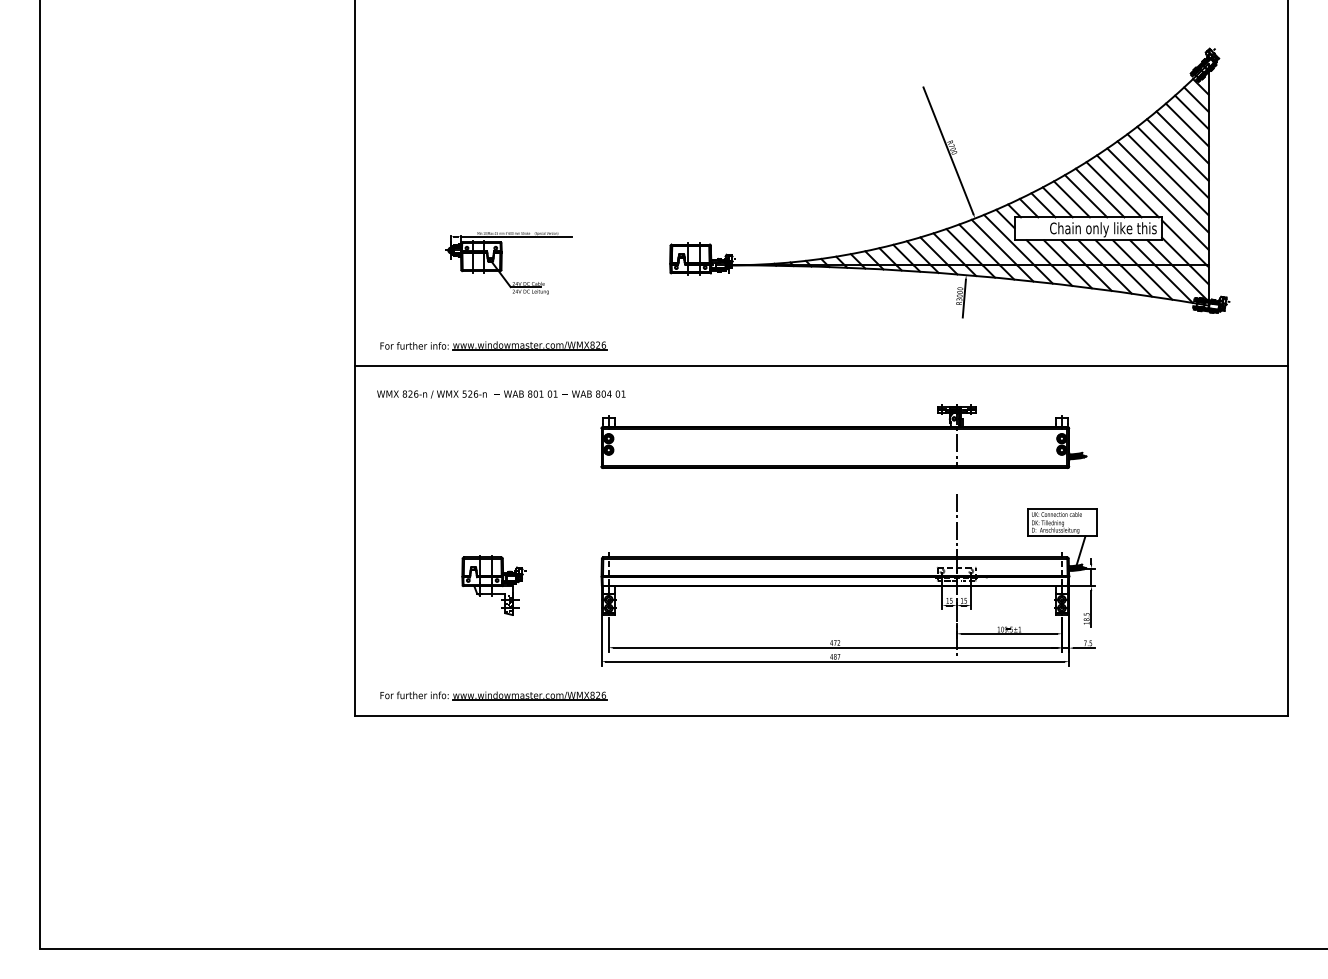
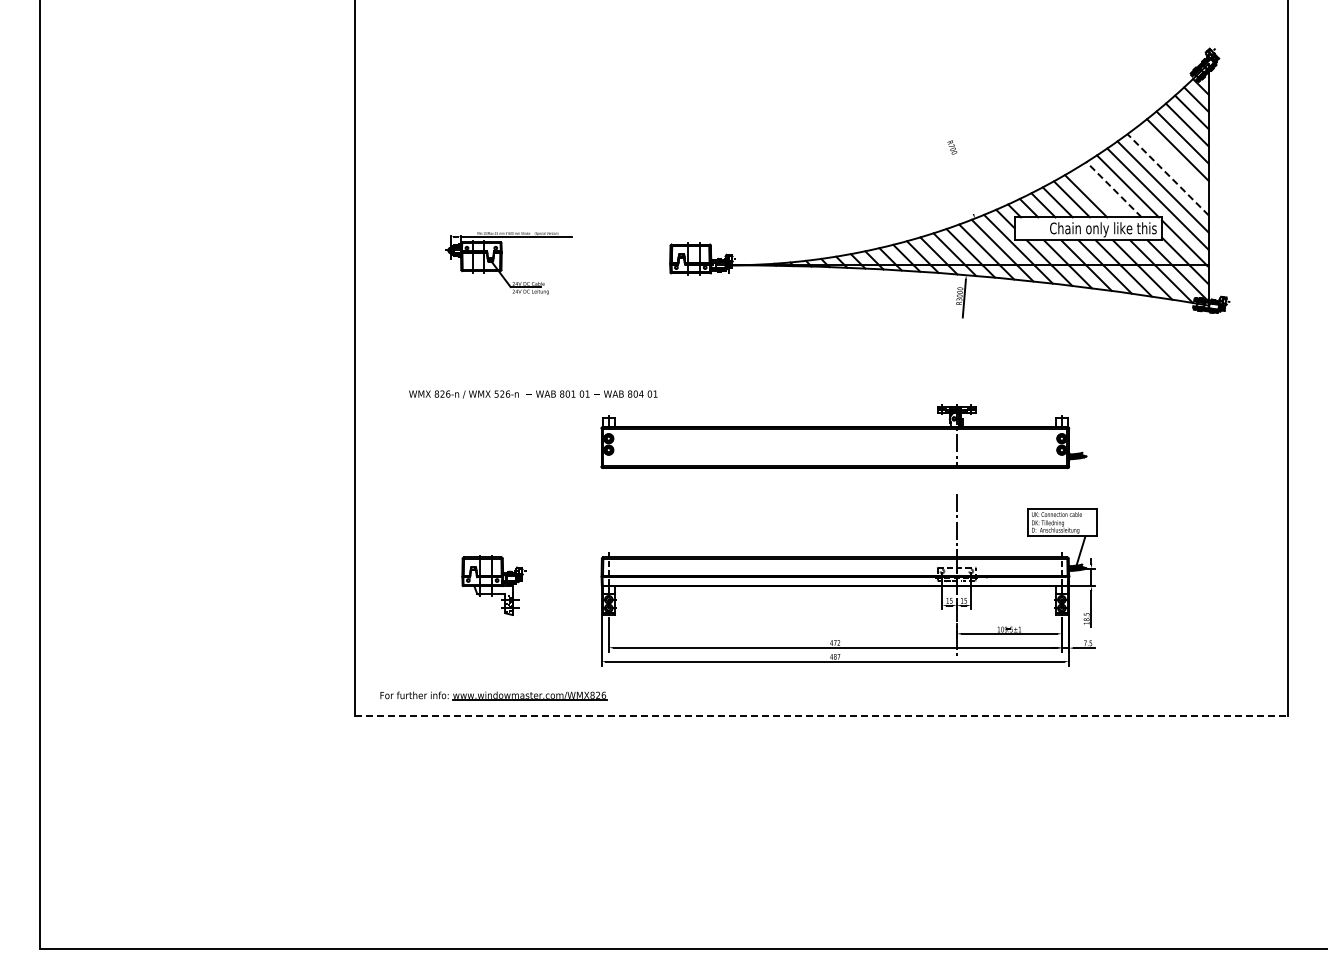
line: present -> none (948, 150)
line: present -> none (1172, 162)
line: solid -> dashed (1167, 174)
line: solid -> dashed (1113, 189)
line: present -> none (1099, 192)
part: present -> none (493, 345)
line: present -> none (821, 365)
text position: (501, 394) -> (533, 394) (533, 394)
line: solid -> dashed (822, 715)
